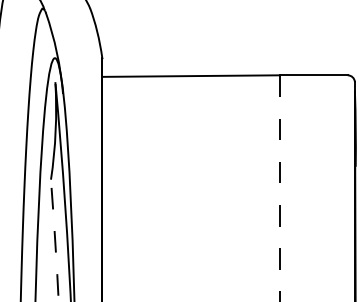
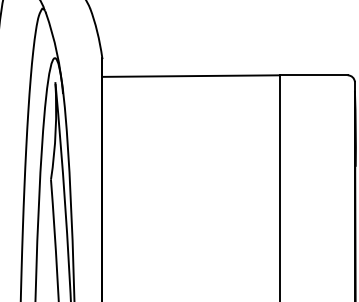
line: dashed -> solid (279, 188)
arc: dashed -> solid (55, 240)
